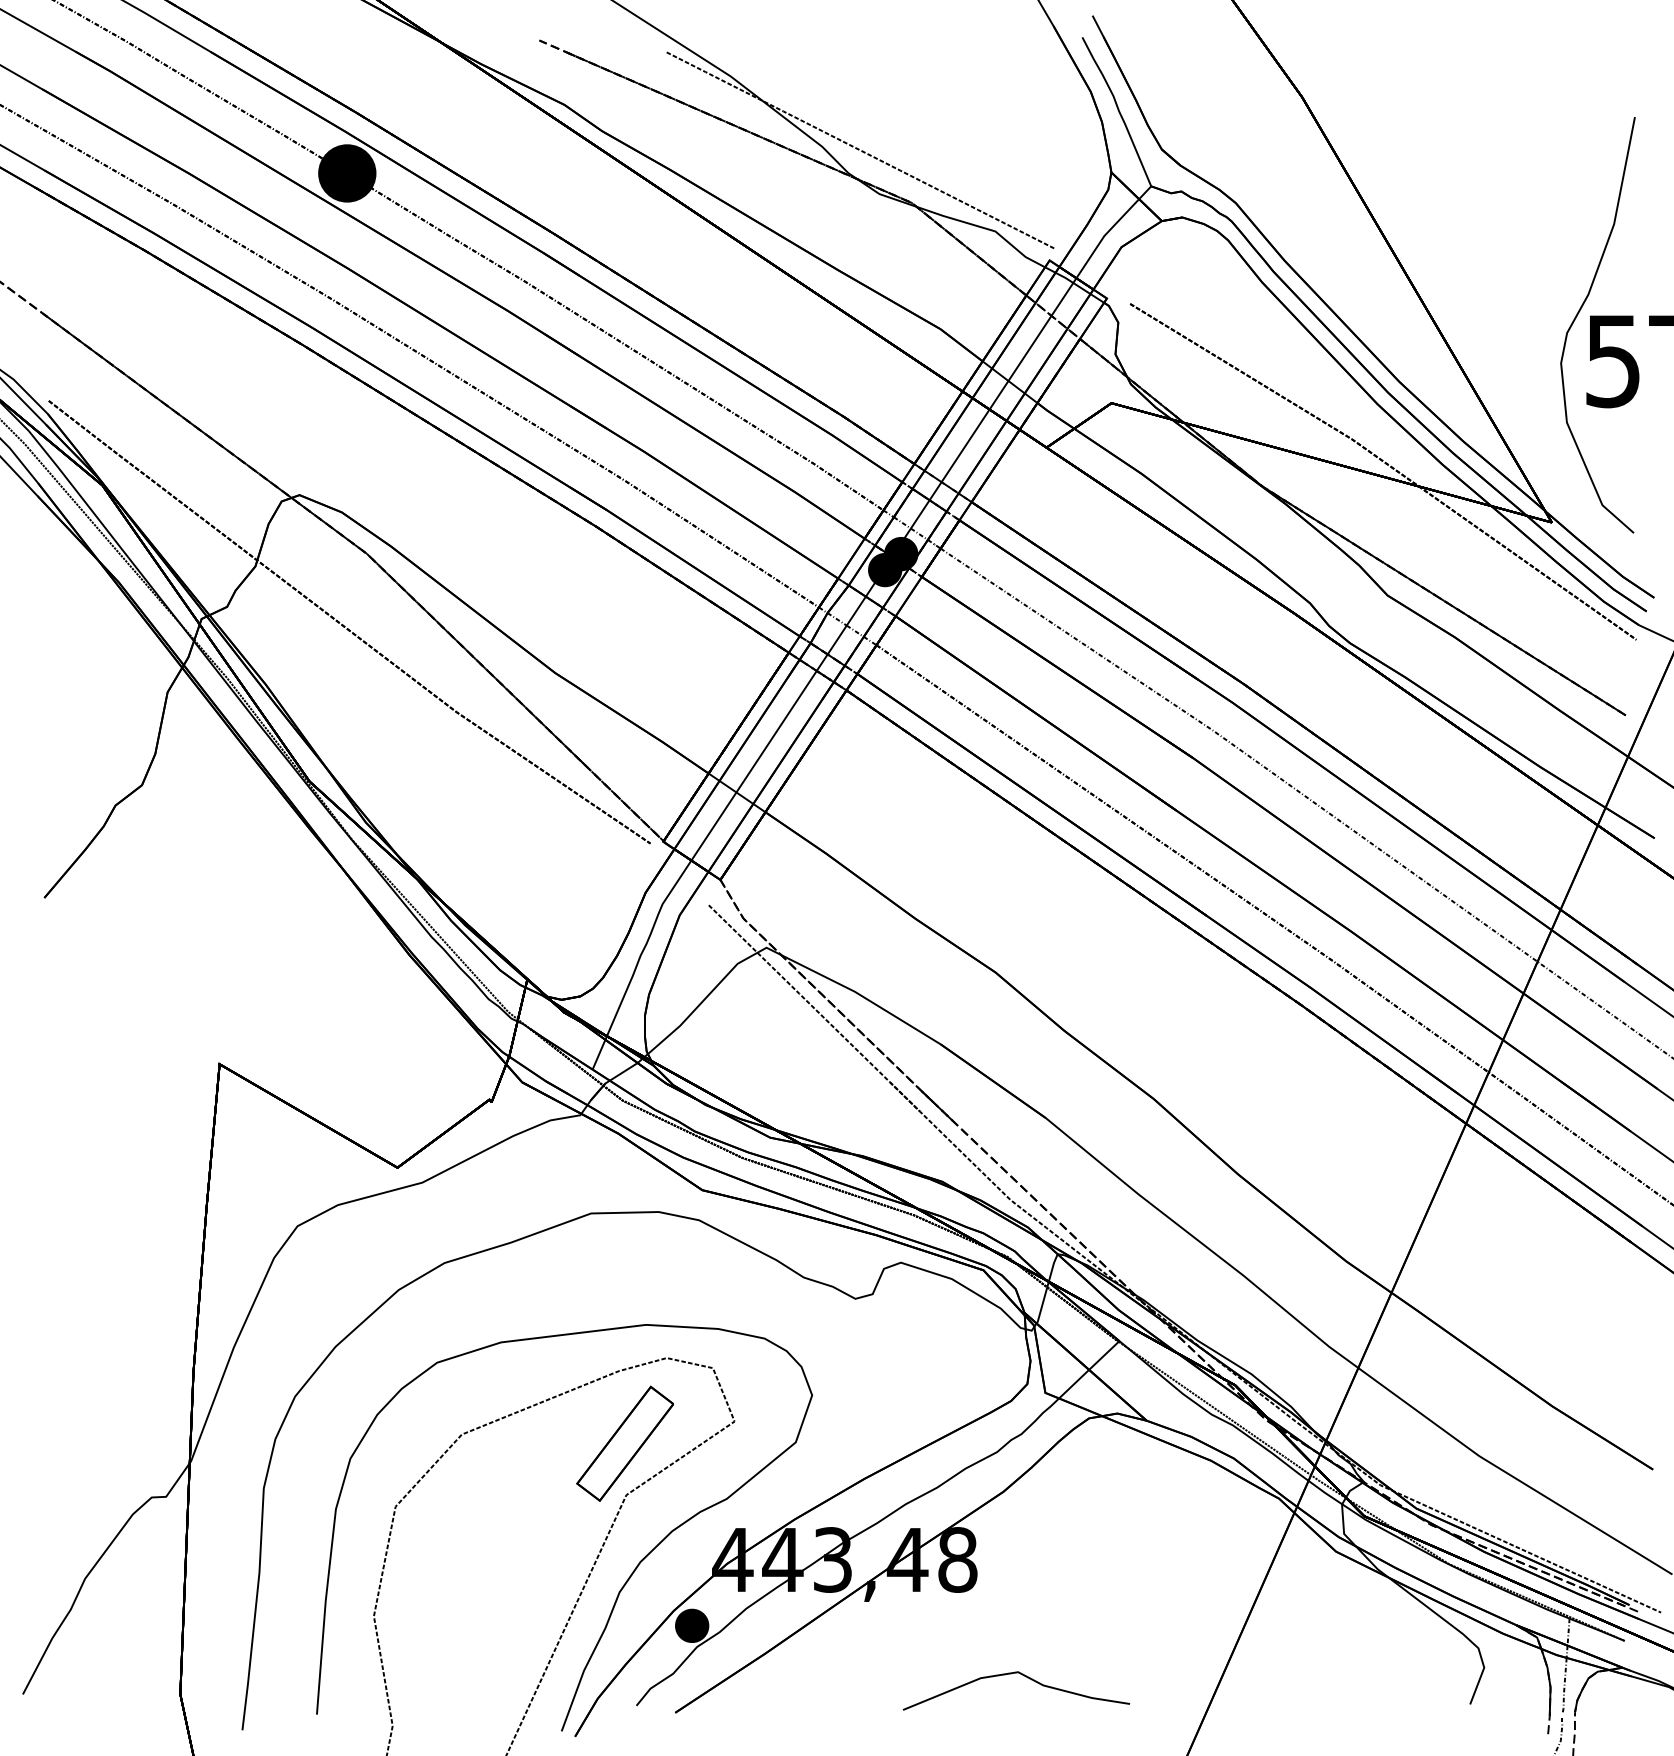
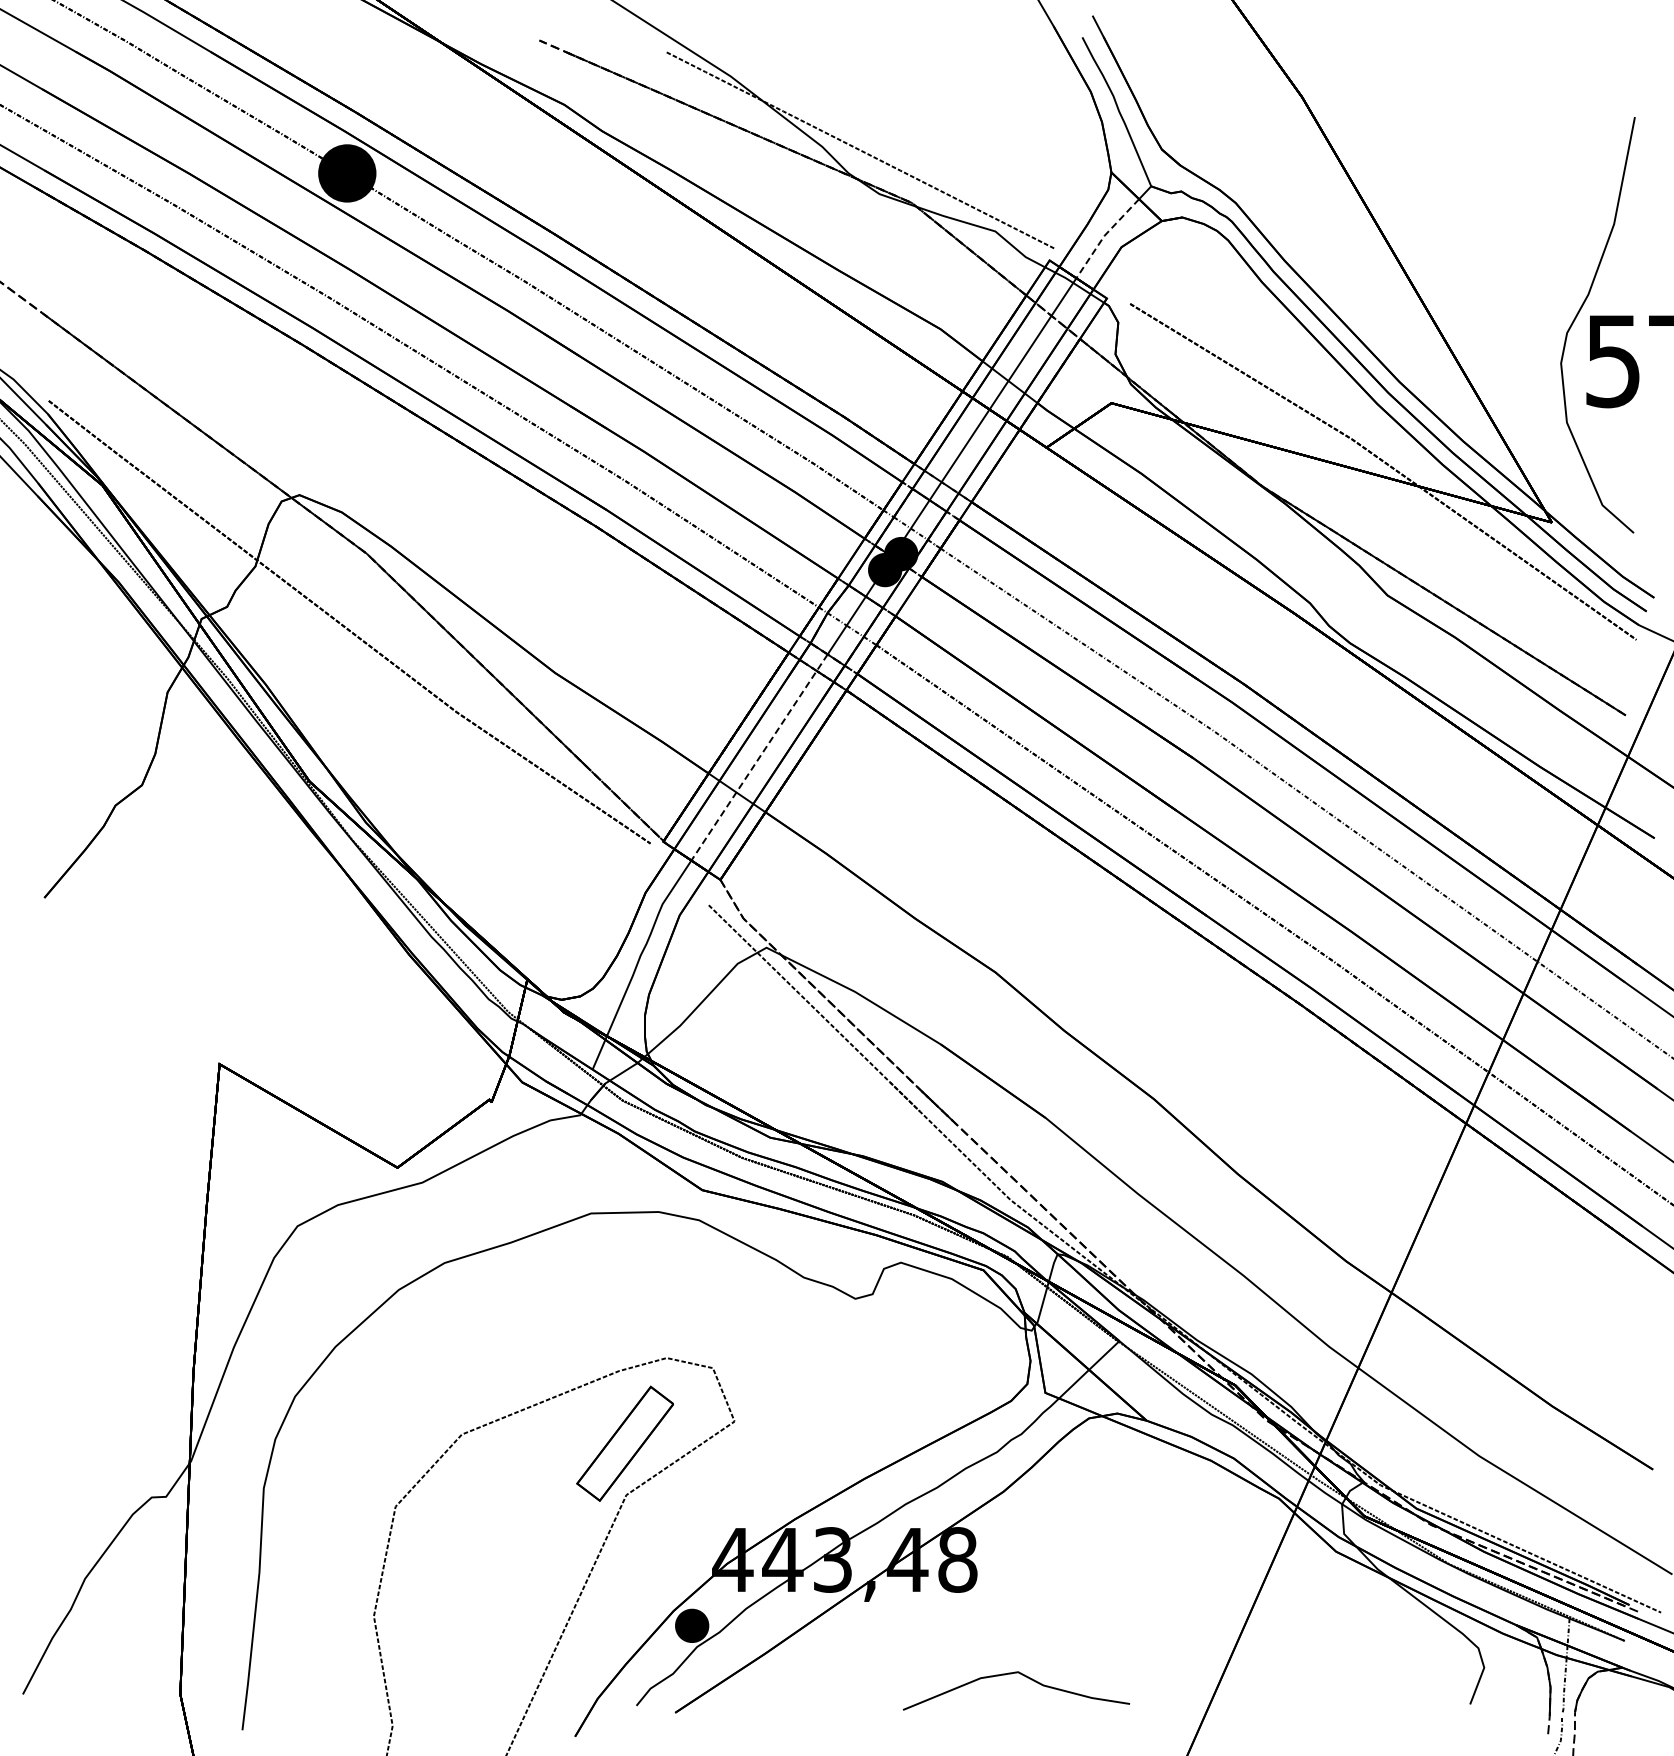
line: solid -> dashed (1104, 235)
line: solid -> dashed (759, 757)
curve: present -> none (632, 1571)
